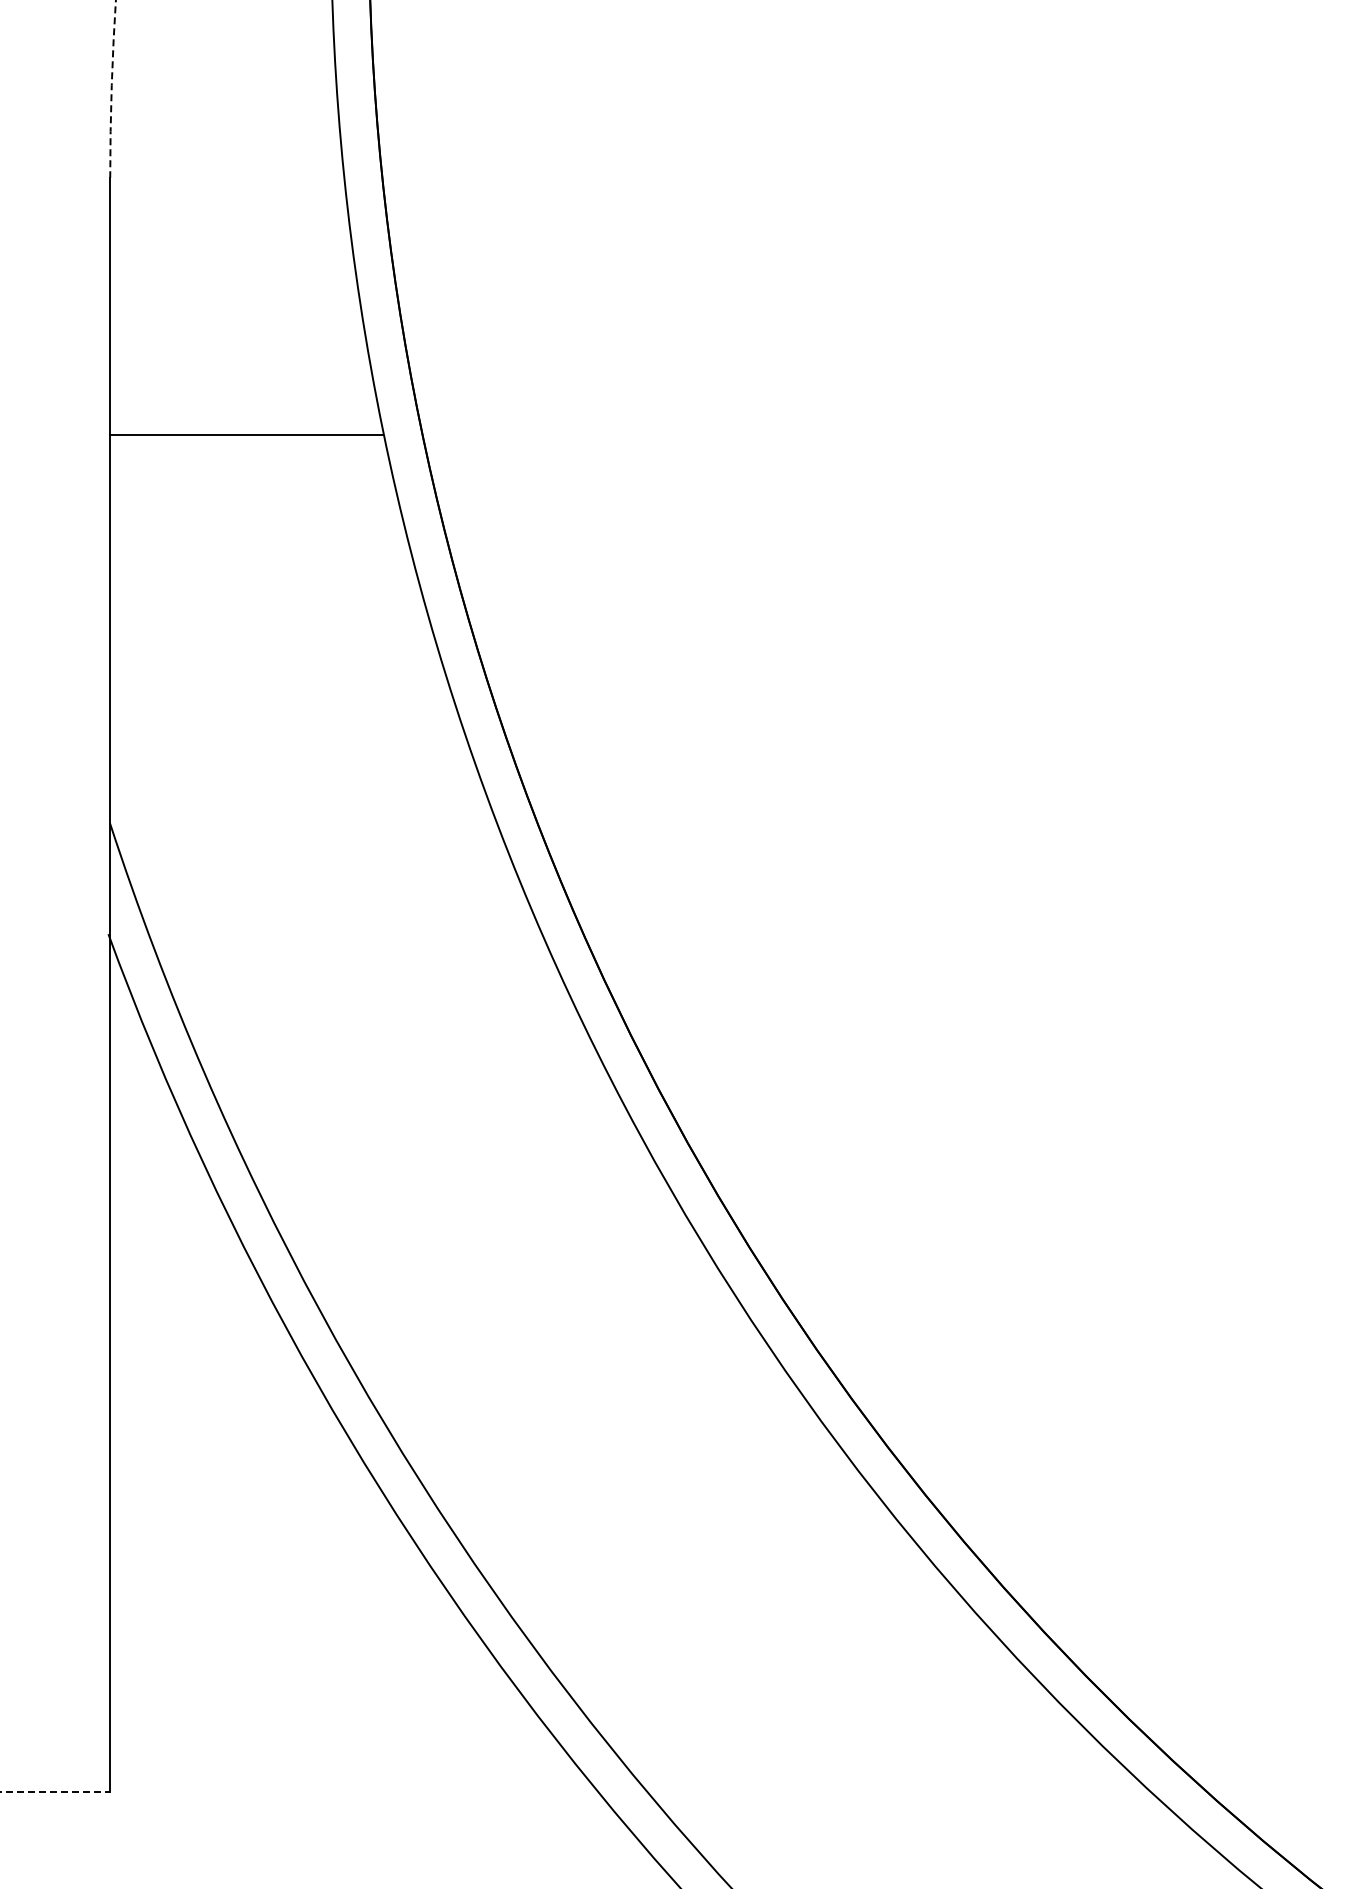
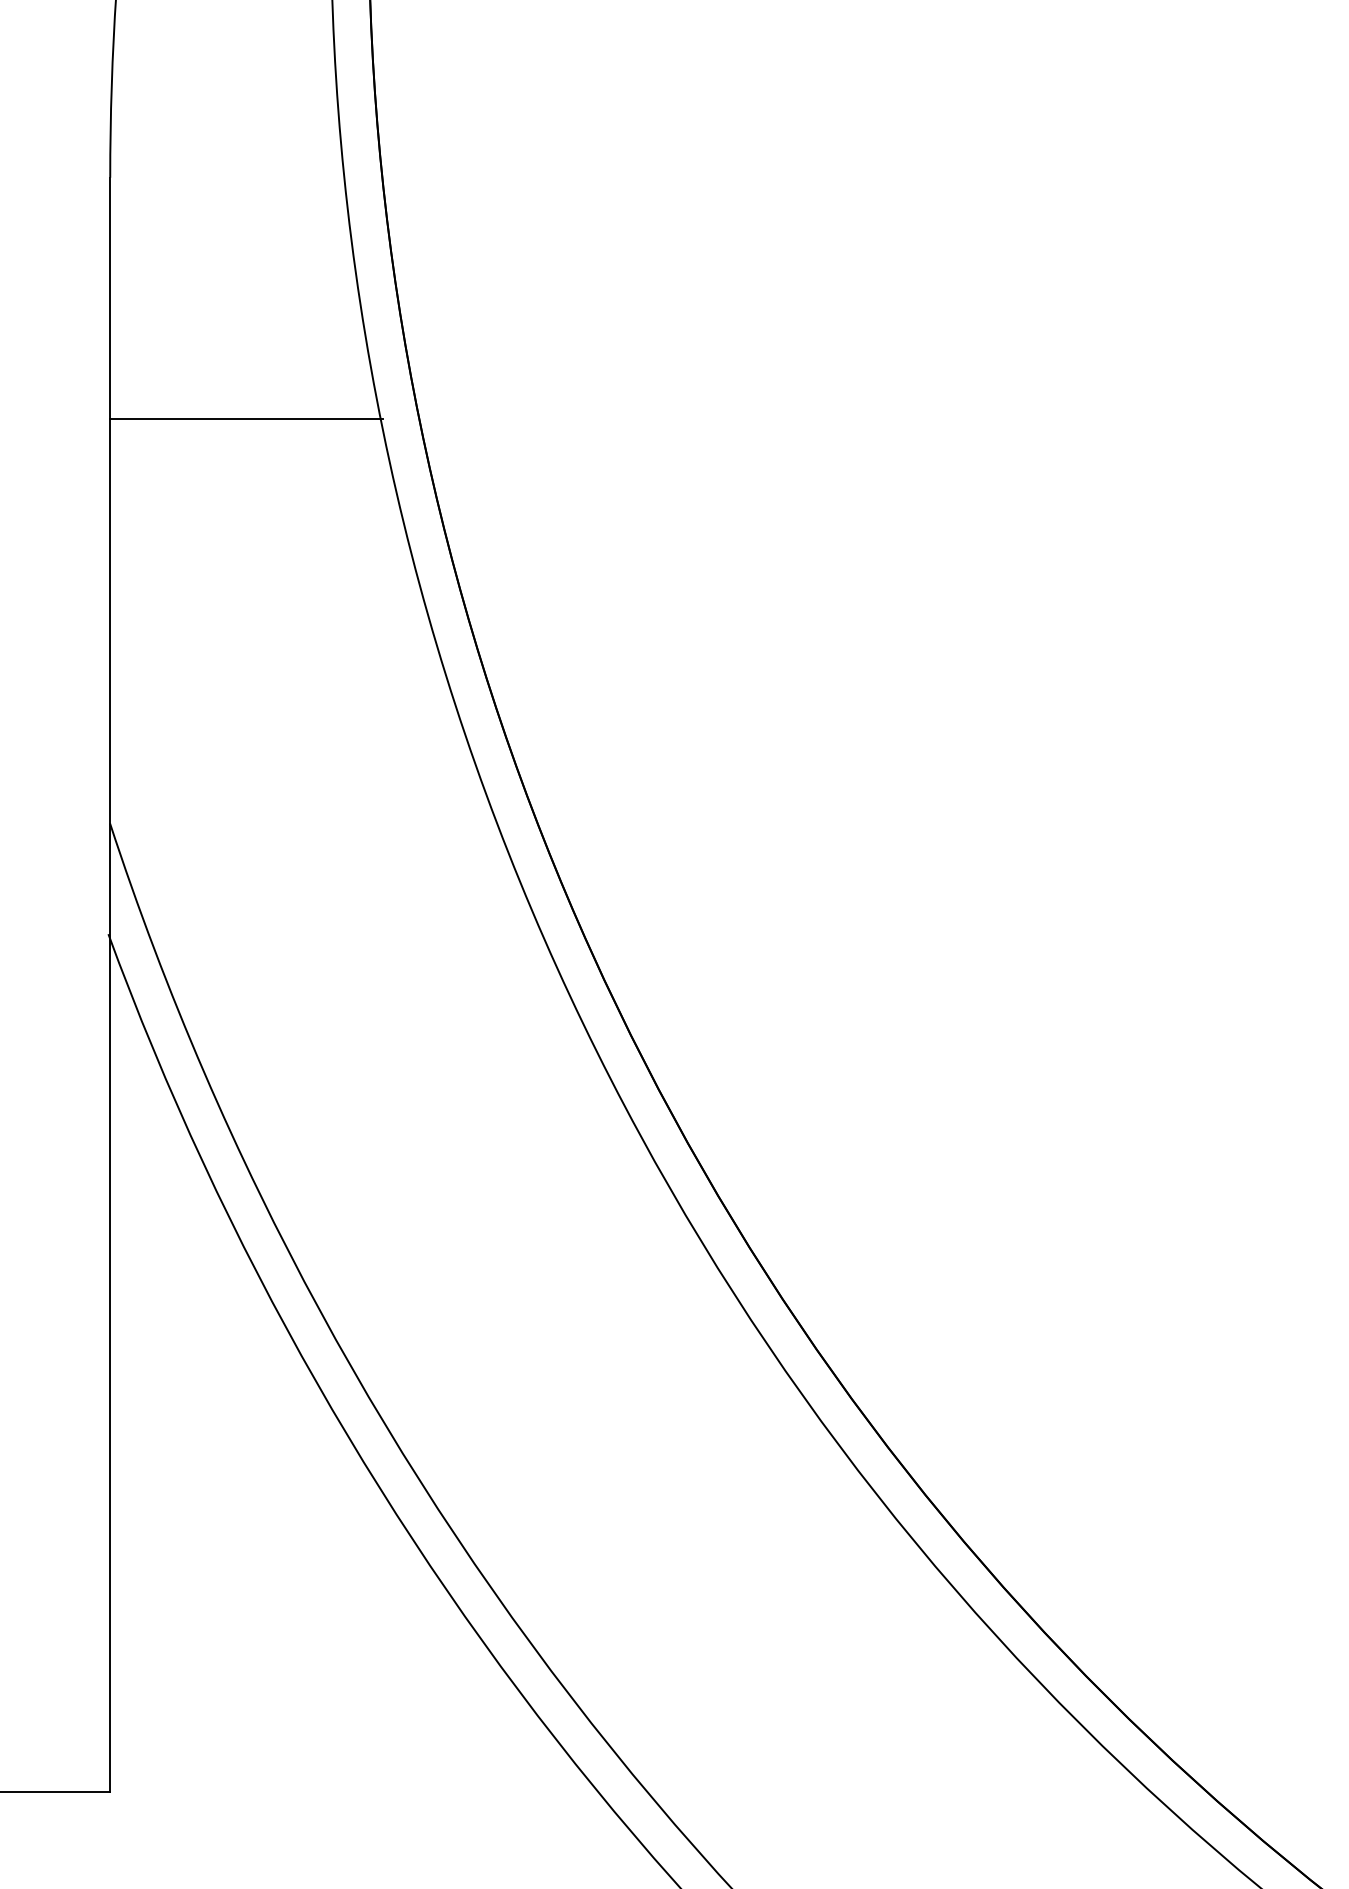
arc: dashed -> solid (111, 88)
line position: (246, 434) -> (246, 418) (246, 418)
line: dashed -> solid (55, 1792)
